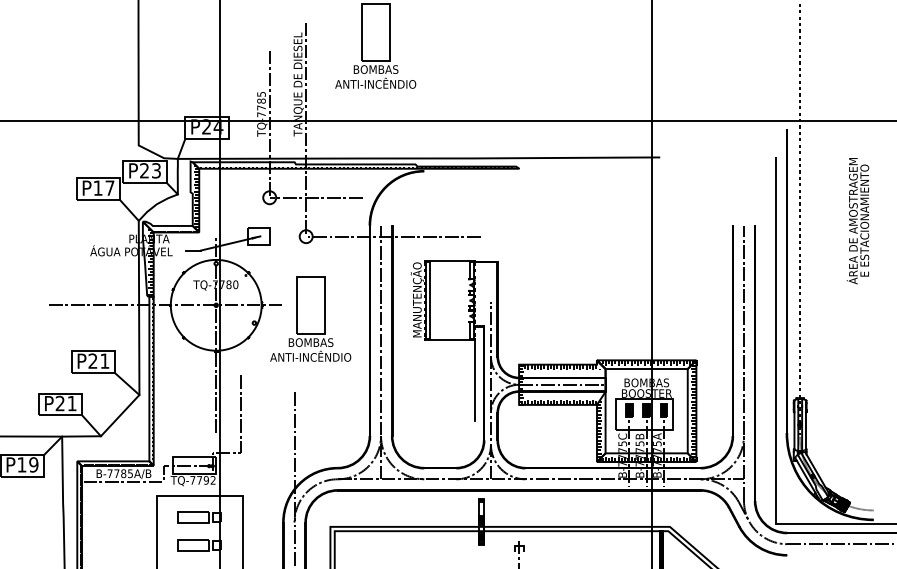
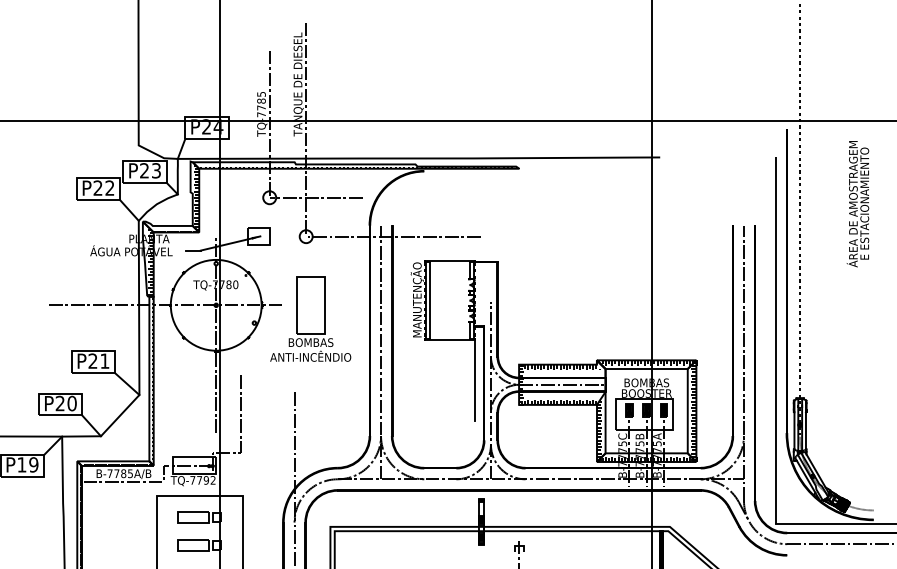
part: present -> none (375, 45)
text: P17 -> P22 (103, 187)
text position: (857, 221) -> (857, 204) (857, 204)
text: P21 -> P20 (71, 403)
